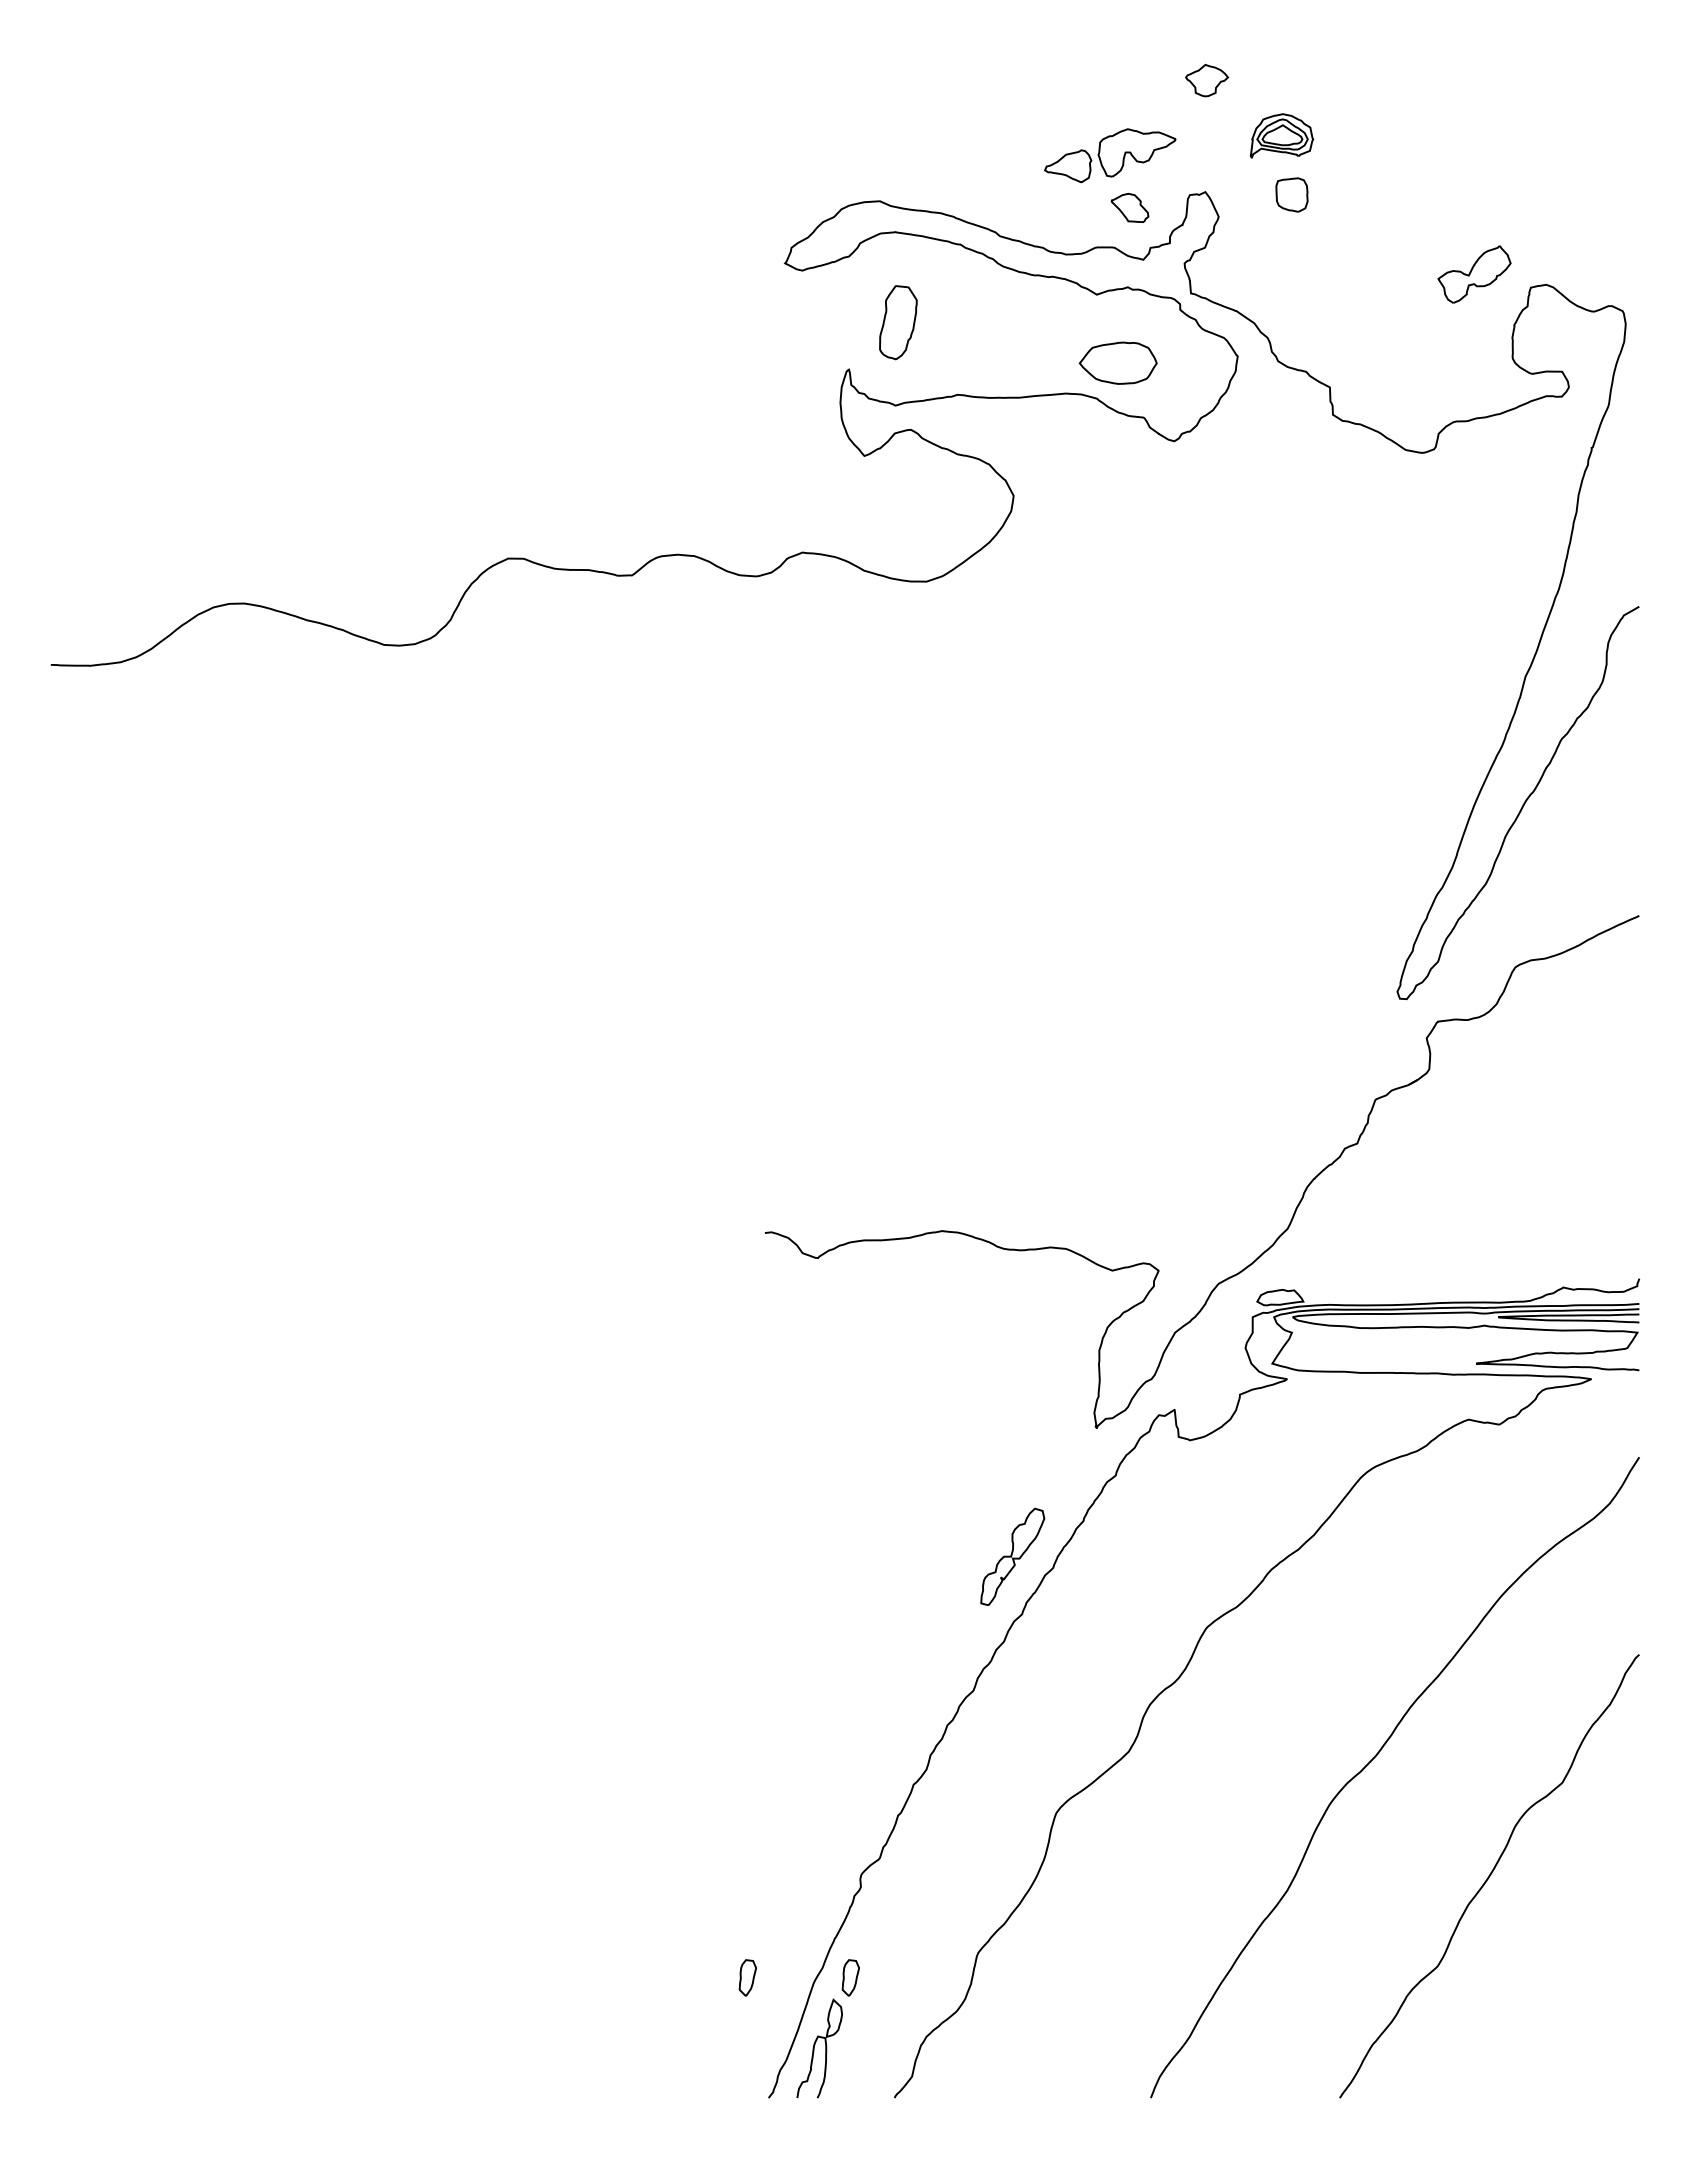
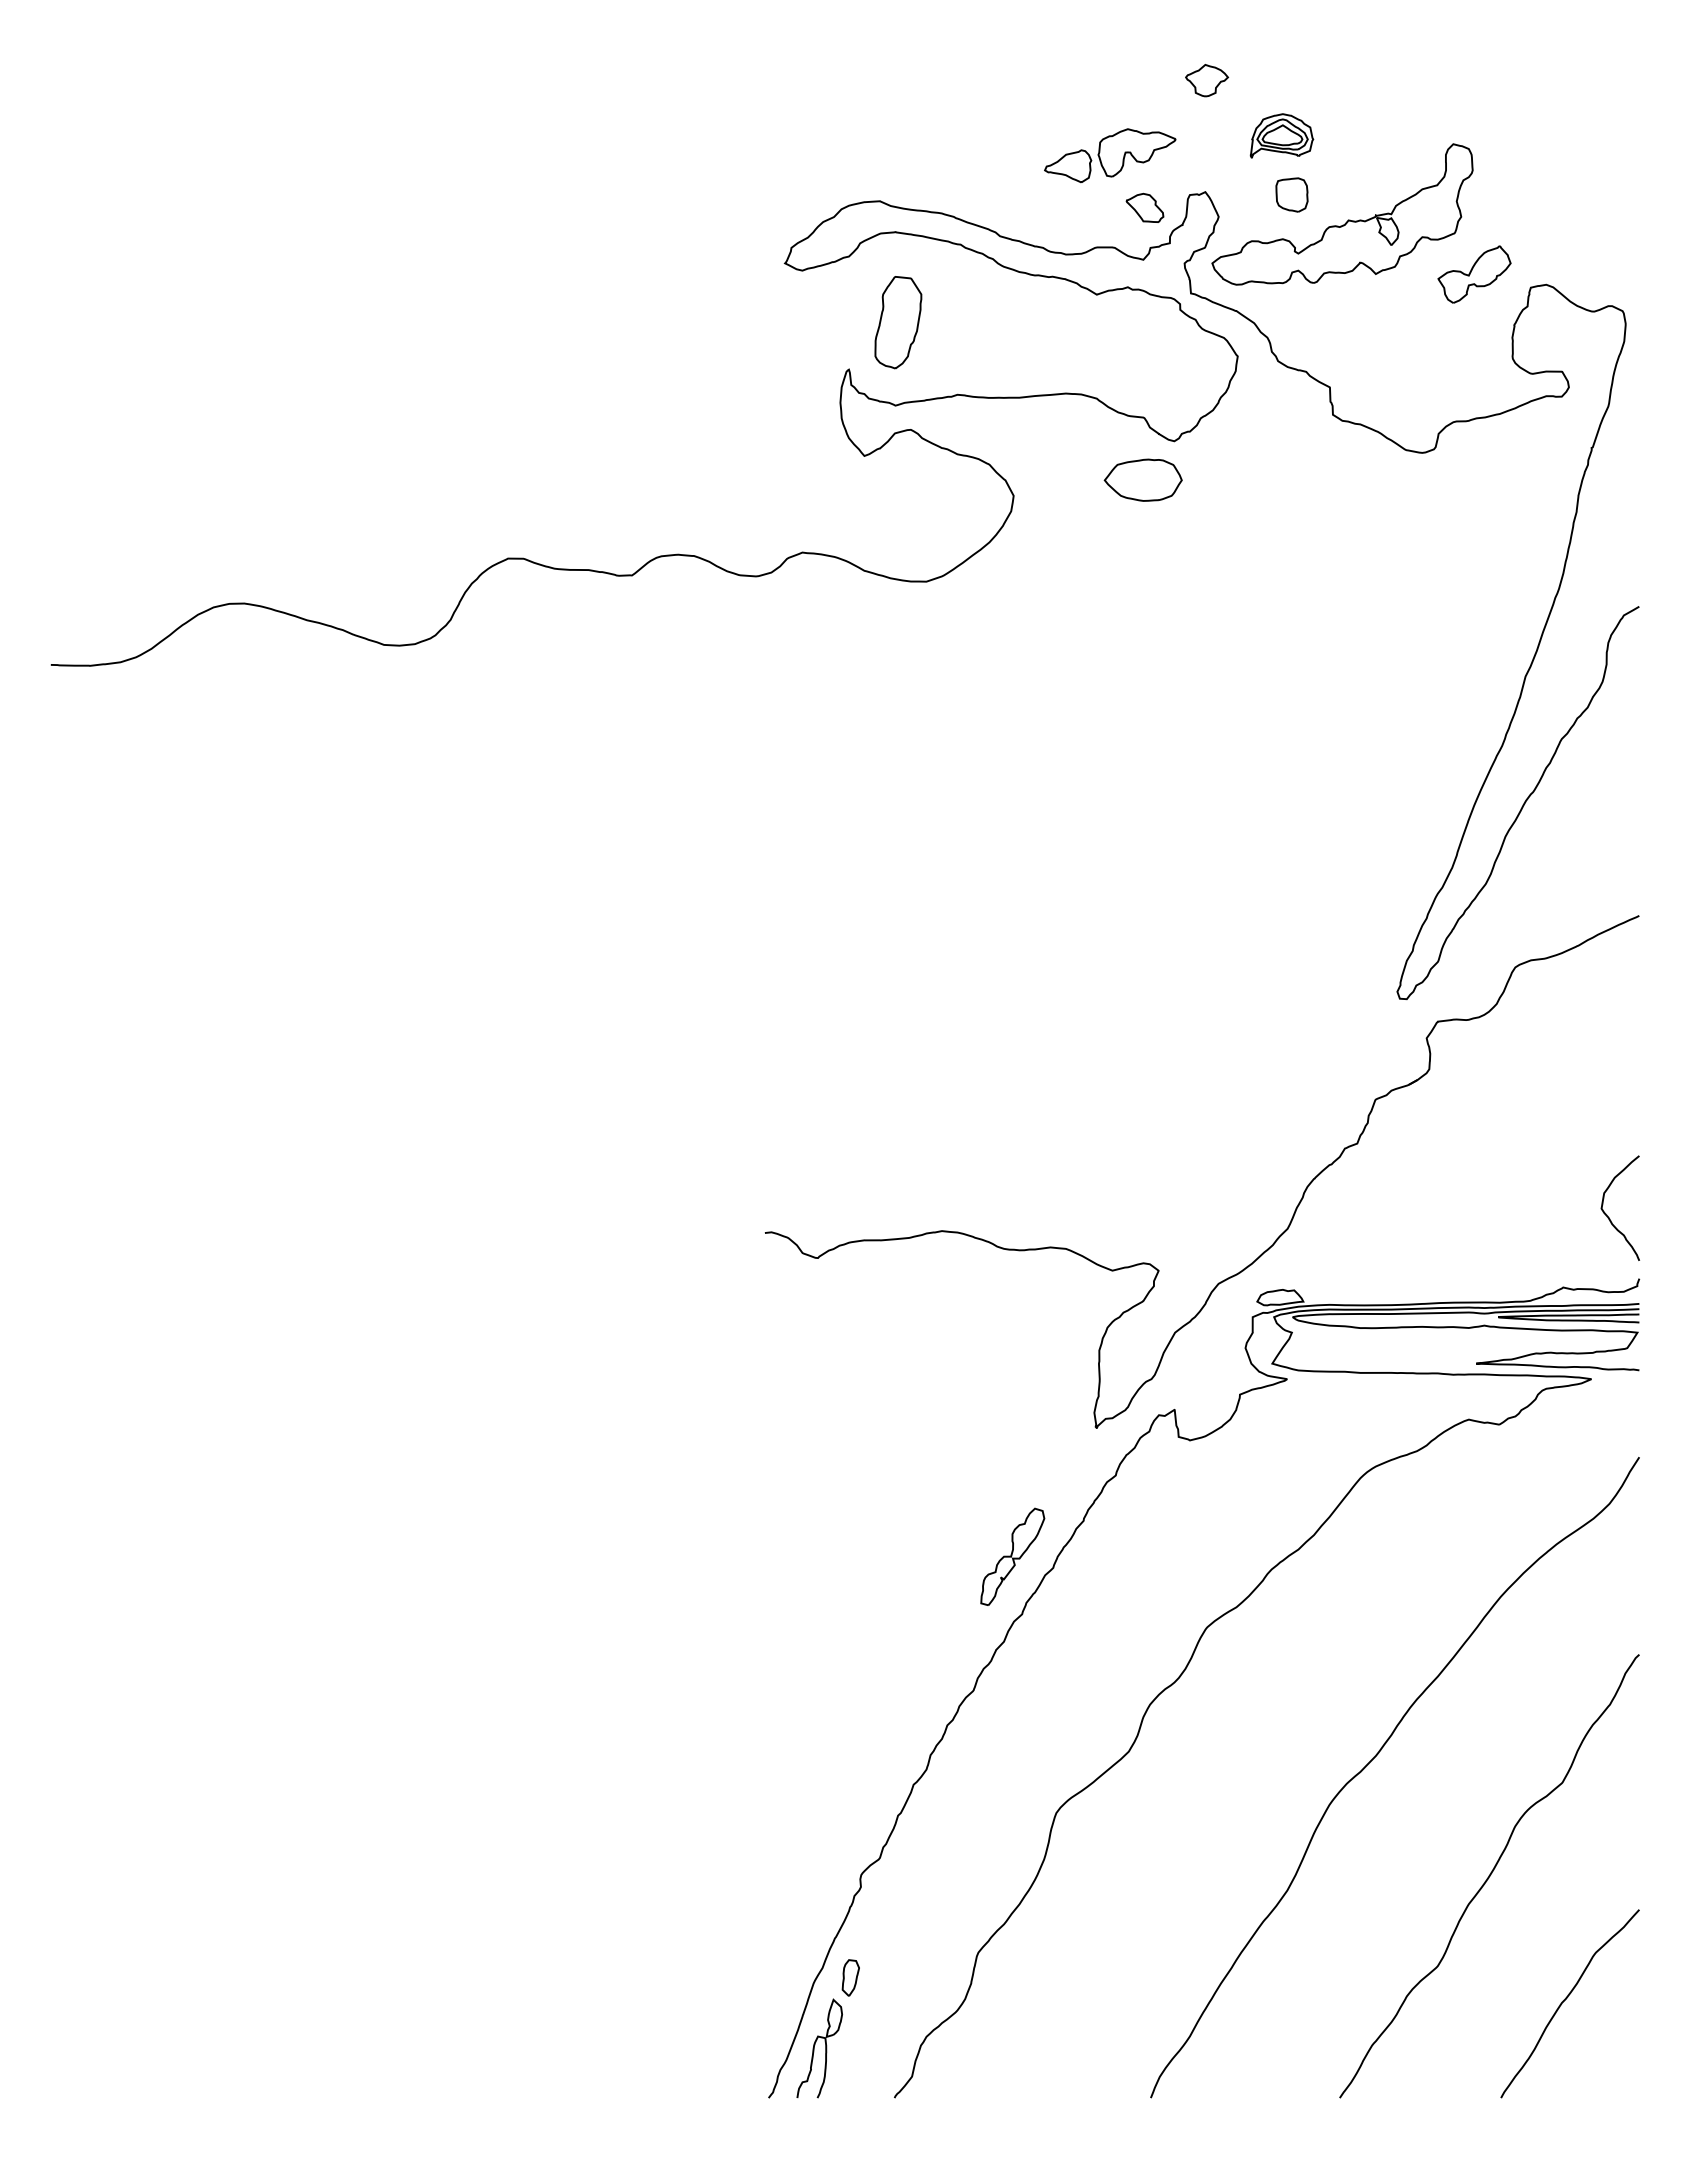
part position: (1129, 207) -> (1144, 207) (1144, 207)
part: none -> present (1348, 219)
part size: 39x76 px -> 49x94 px (898, 322)
part position: (1117, 362) -> (1142, 479) (1142, 479)
curve: none -> present (1609, 1217)
part: present -> none (747, 1977)
curve: none -> present (1566, 1999)
